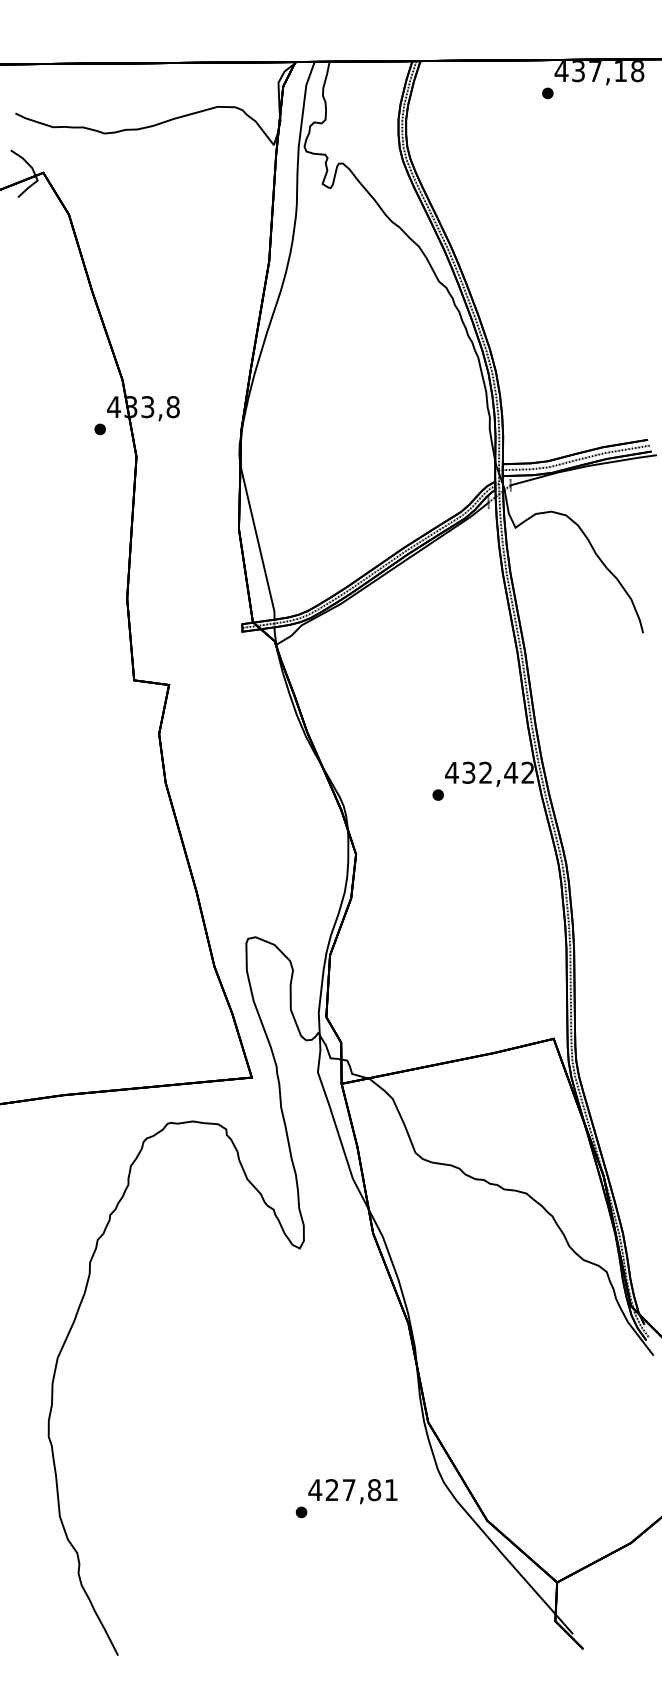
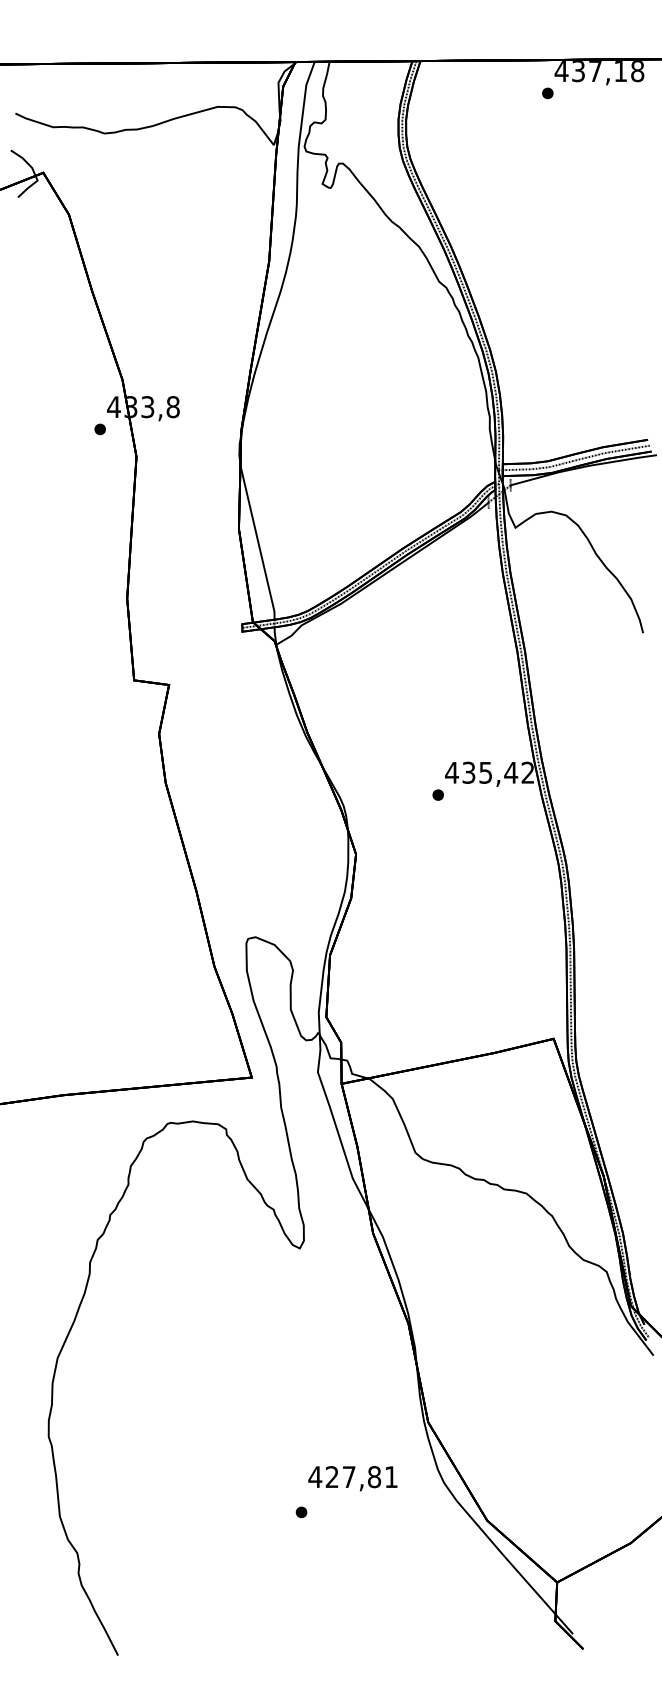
text: 432,42 -> 435,42 (485, 772)
text position: (352, 1491) -> (352, 1478) (352, 1478)
